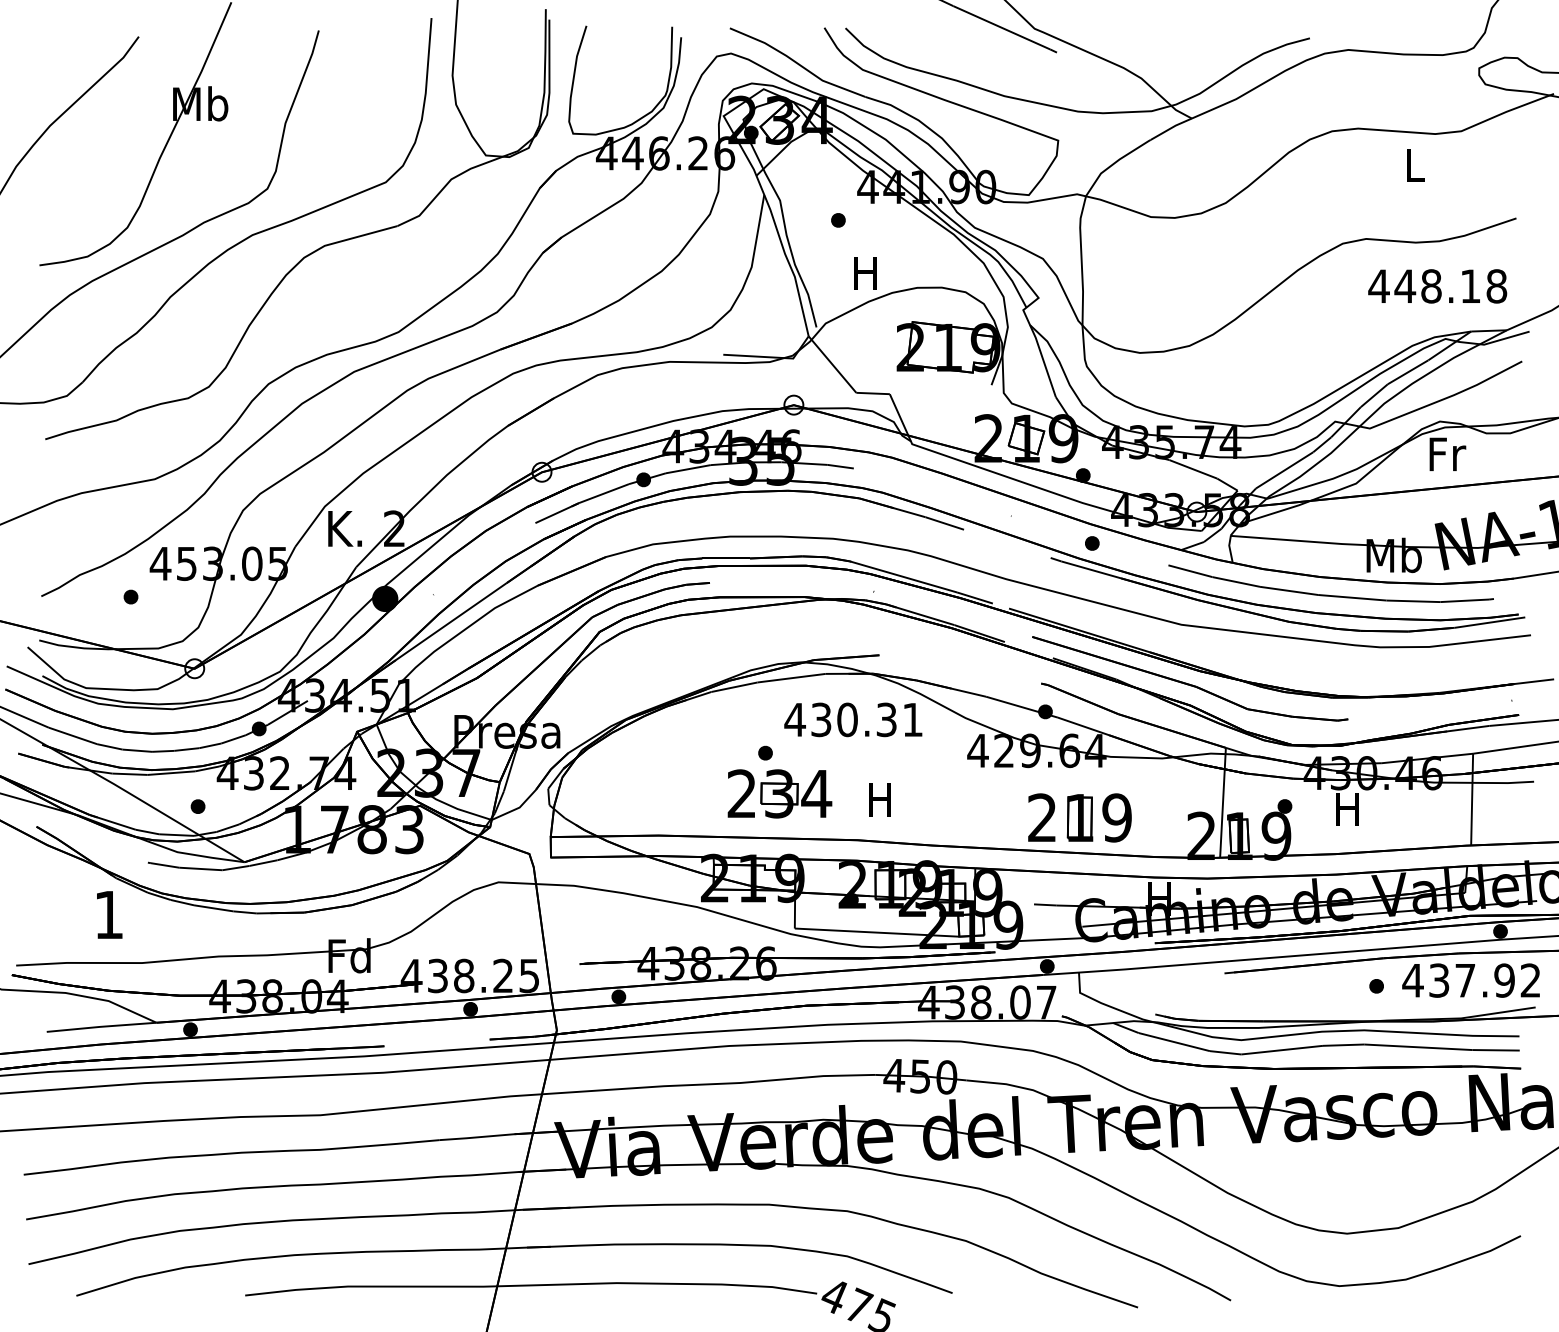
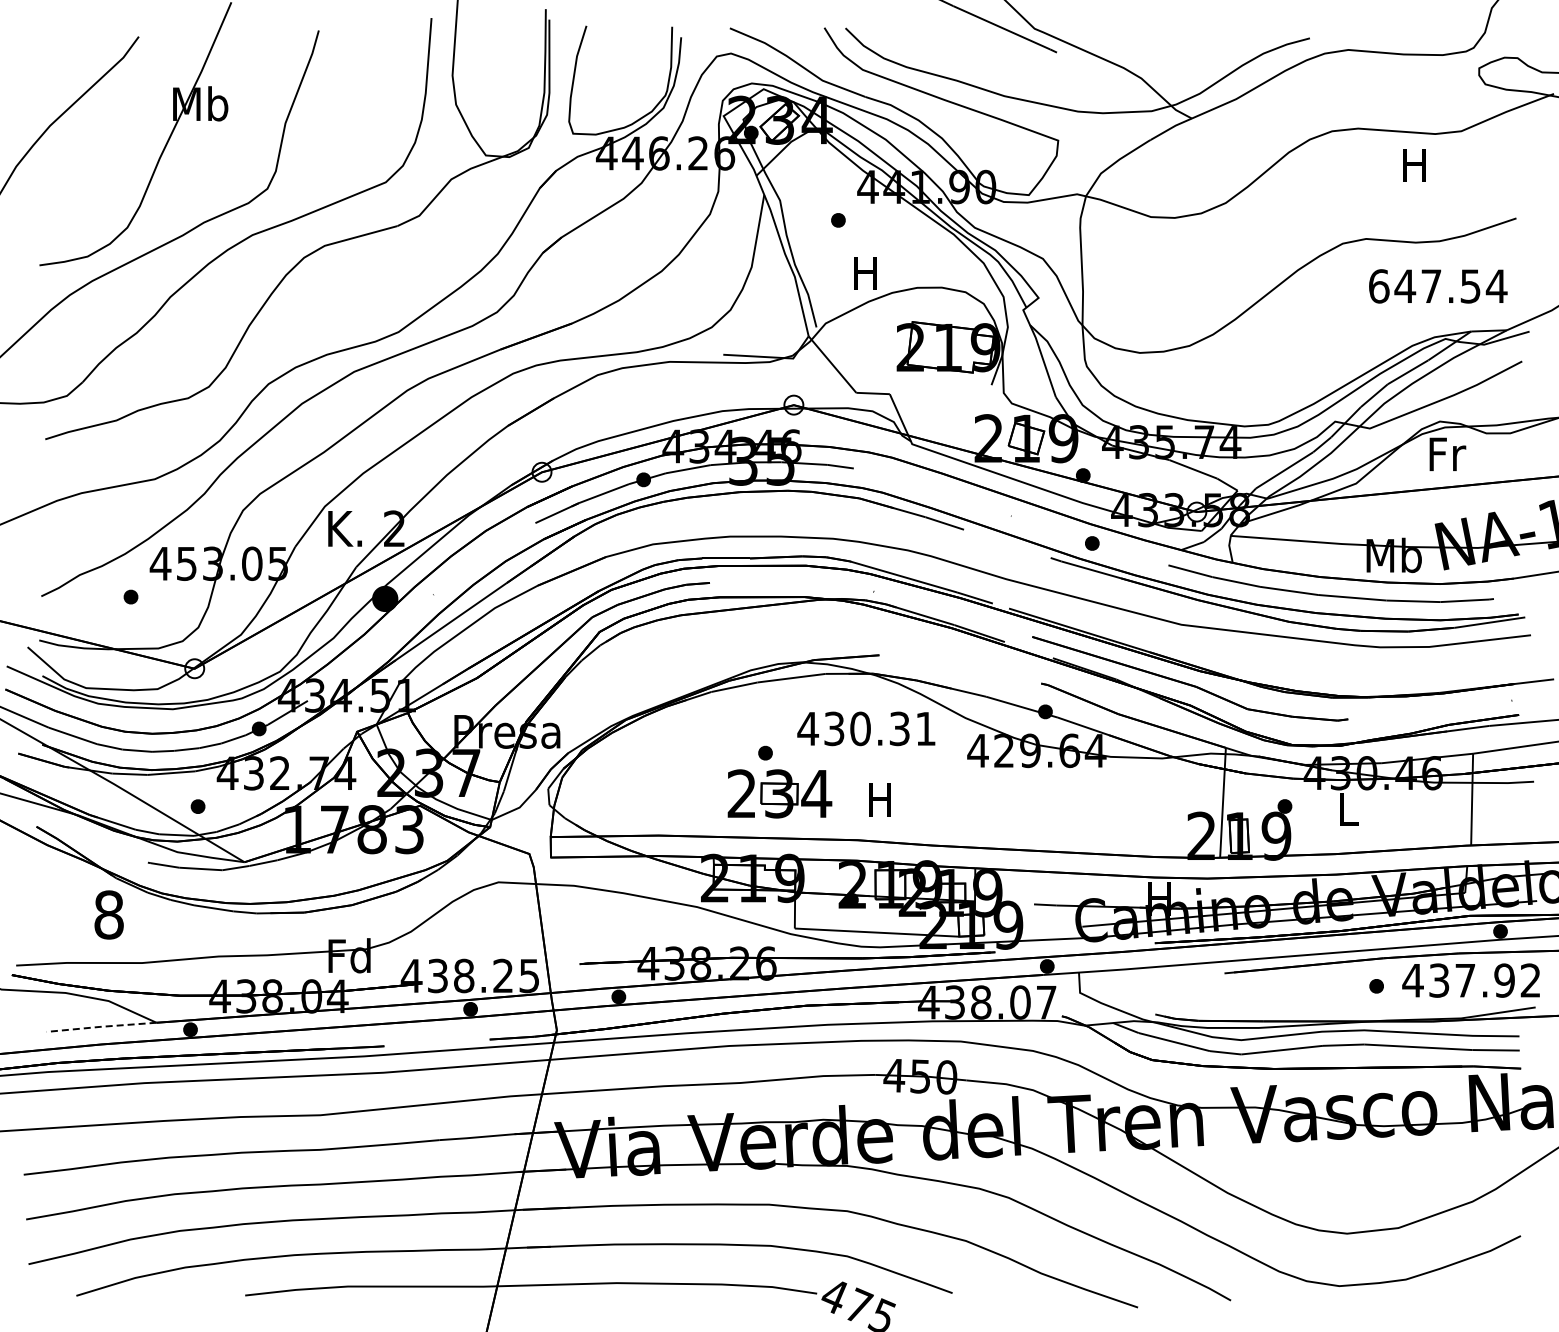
text: L -> H (1414, 165)
text: 448.18 -> 647.54 (1437, 286)
text position: (853, 719) -> (866, 728) (866, 728)
text: H -> L (1347, 809)
part: present -> none (1079, 817)
text: 1 -> 8 (108, 914)
line: solid -> dashed (100, 1026)
